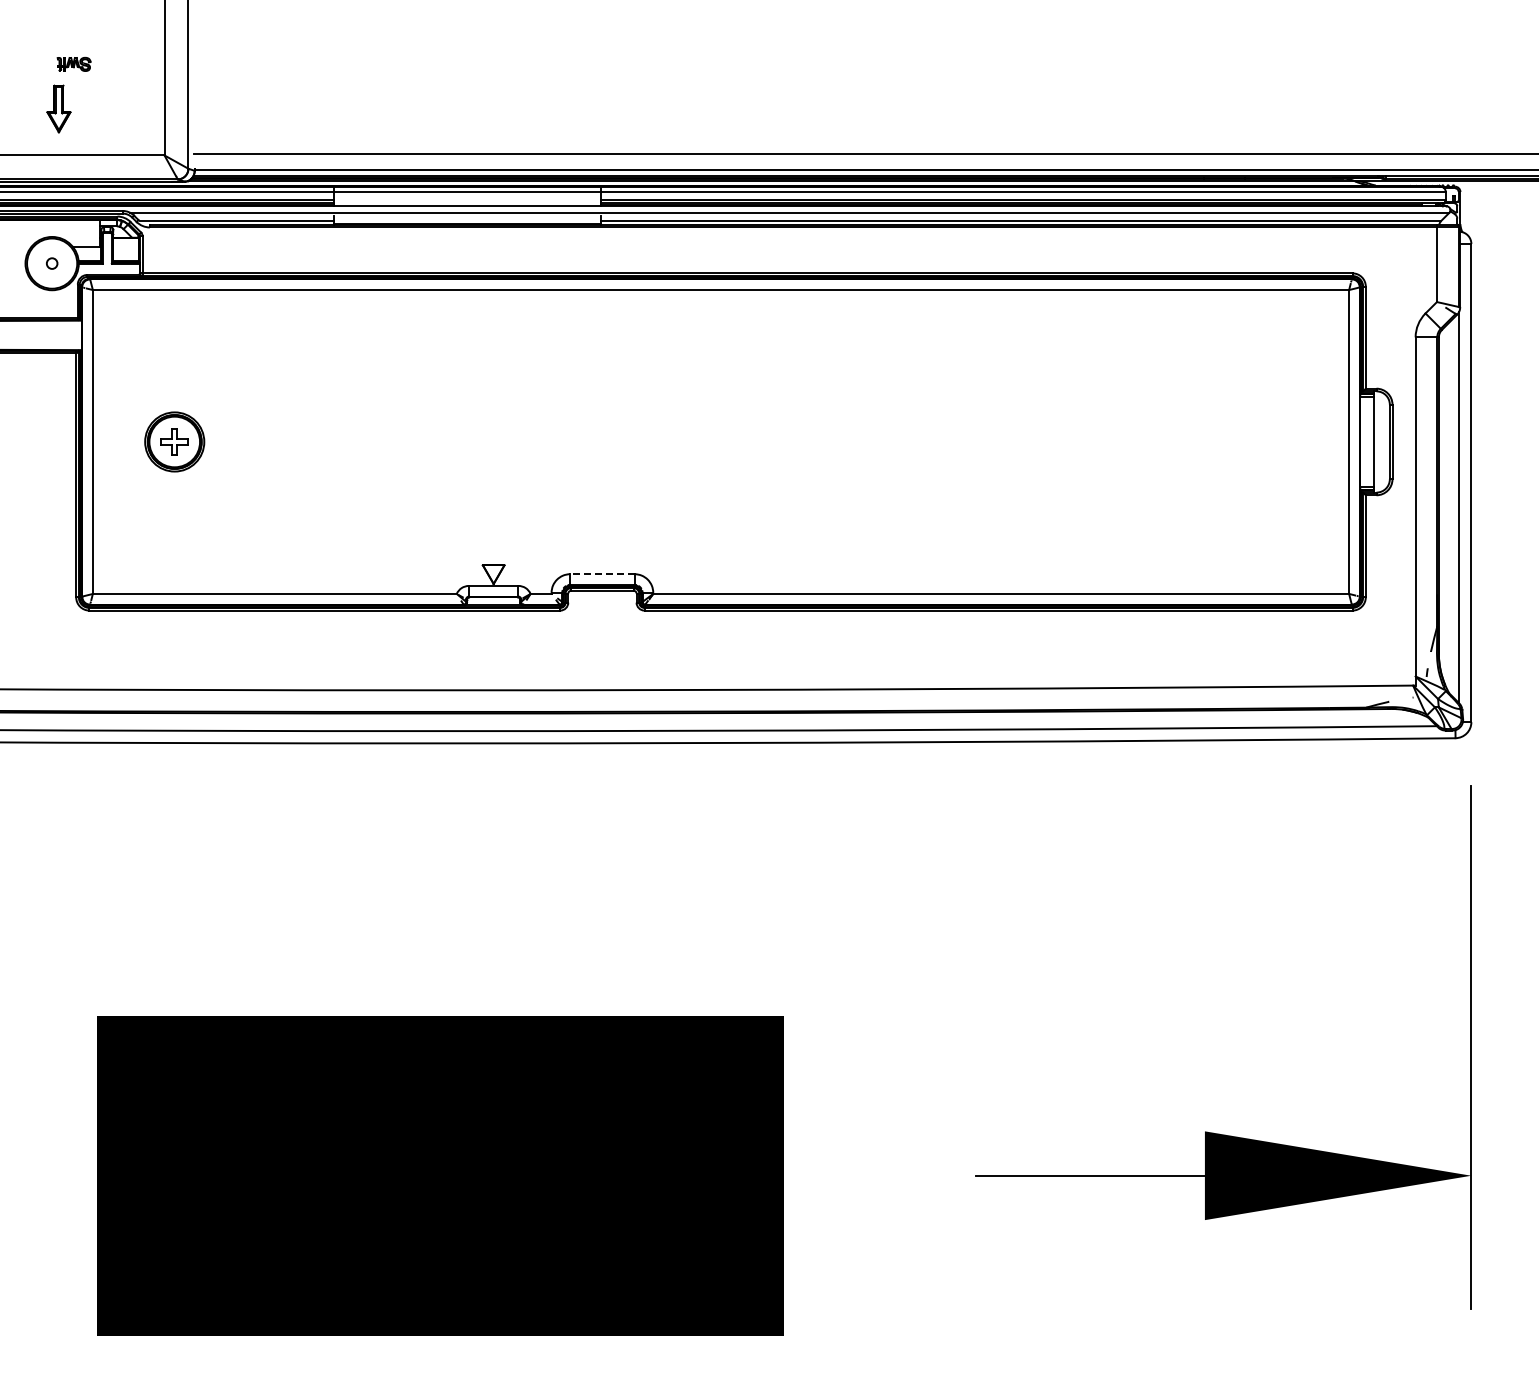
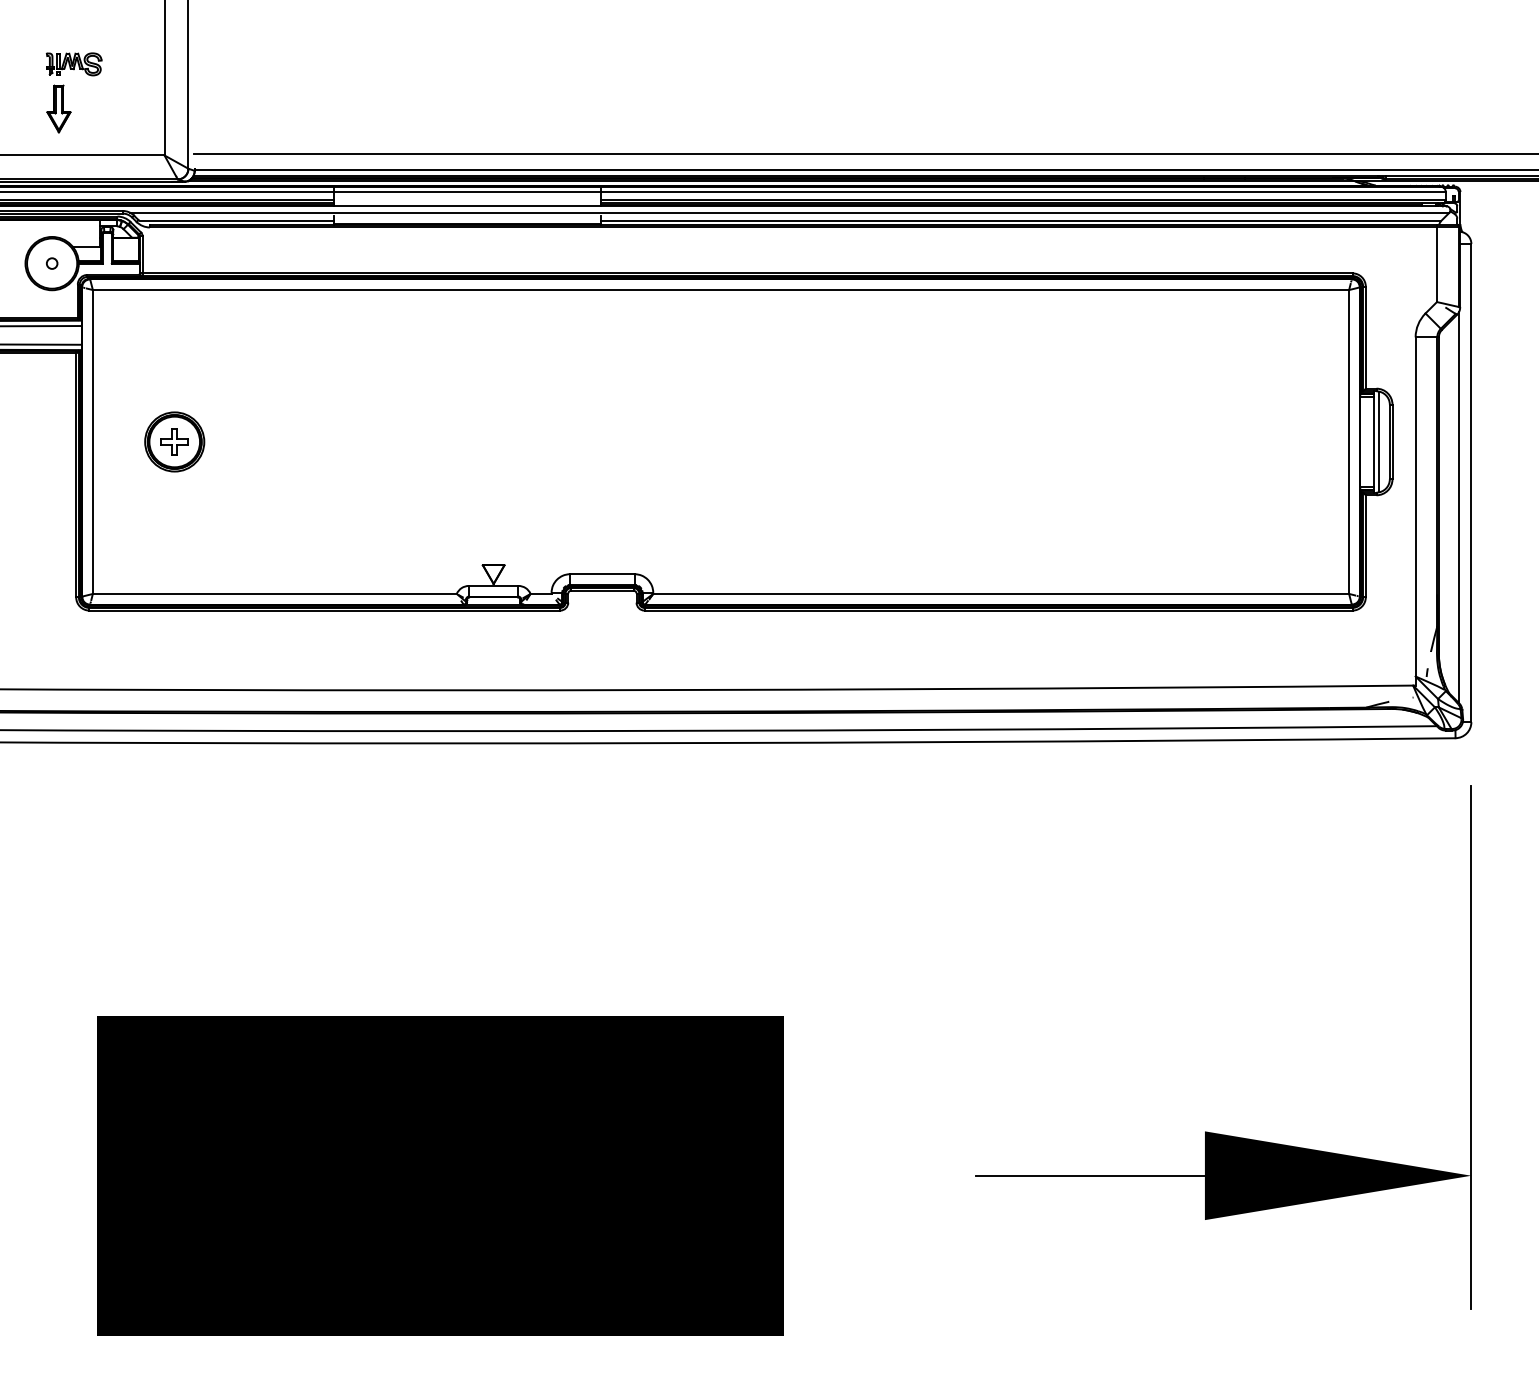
part size: 36x16 px -> 58x25 px (73, 64)
line: none -> present (41, 326)
line: none -> present (41, 344)
line: none -> present (1379, 441)
line: dashed -> solid (601, 574)
